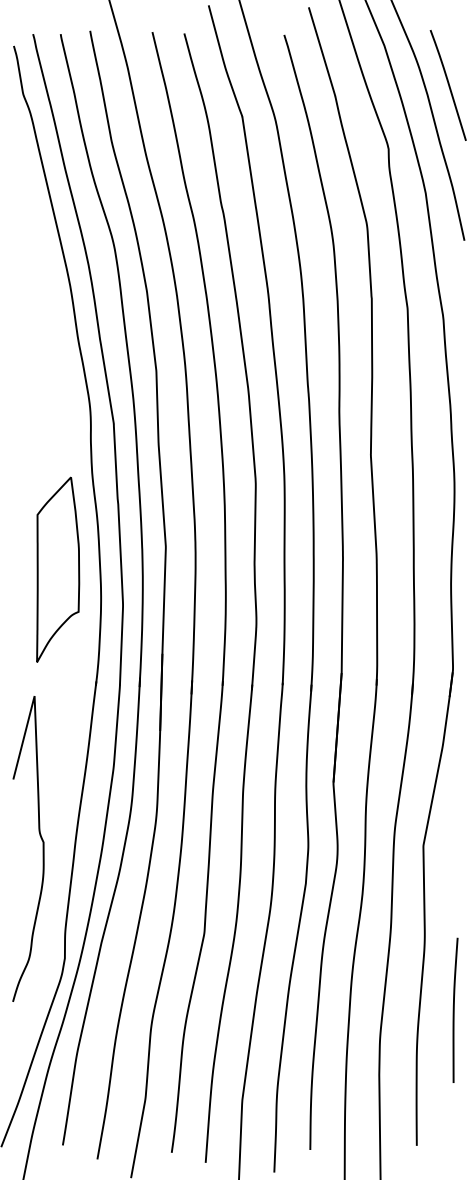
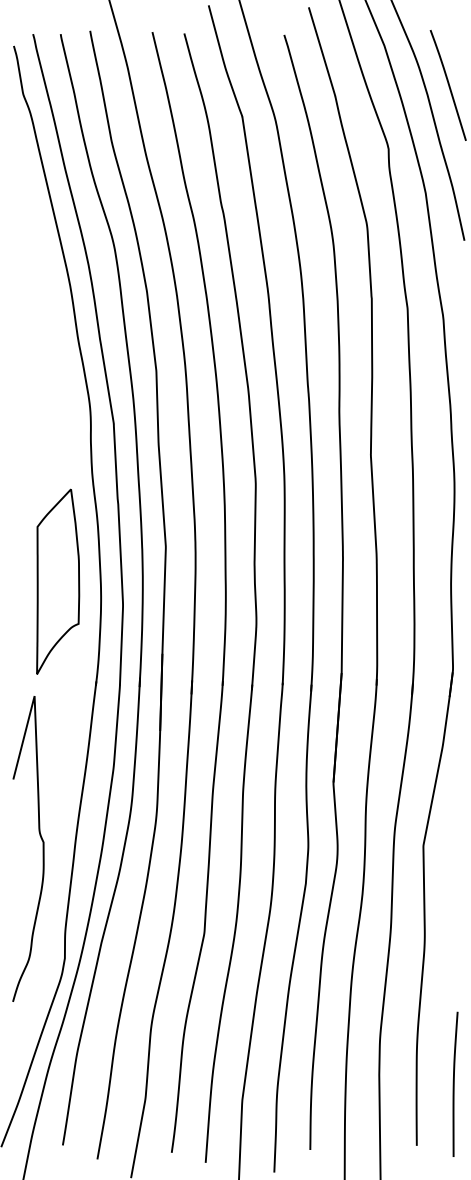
part position: (58, 569) -> (58, 581) (58, 581)
curve position: (454, 1009) -> (454, 1083) (454, 1083)
